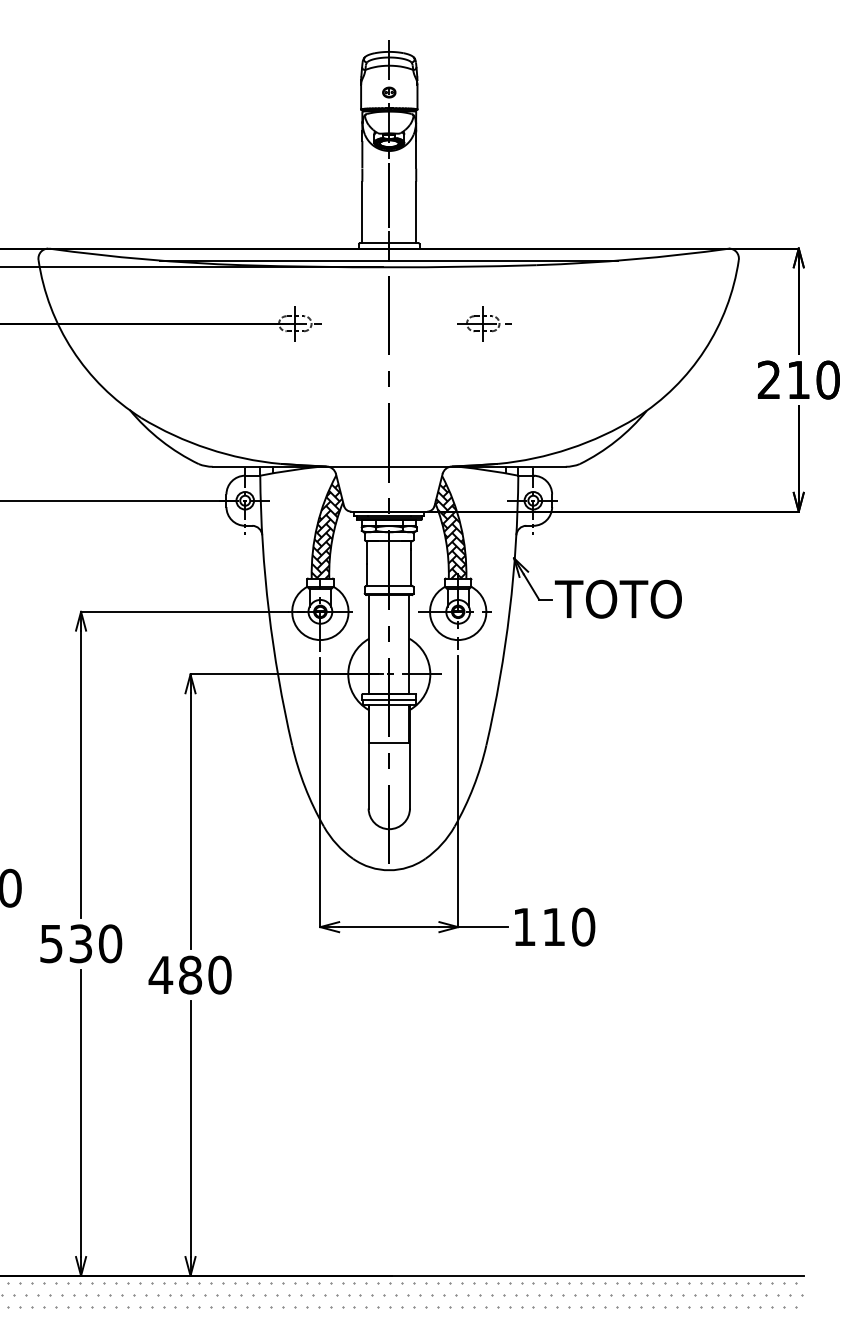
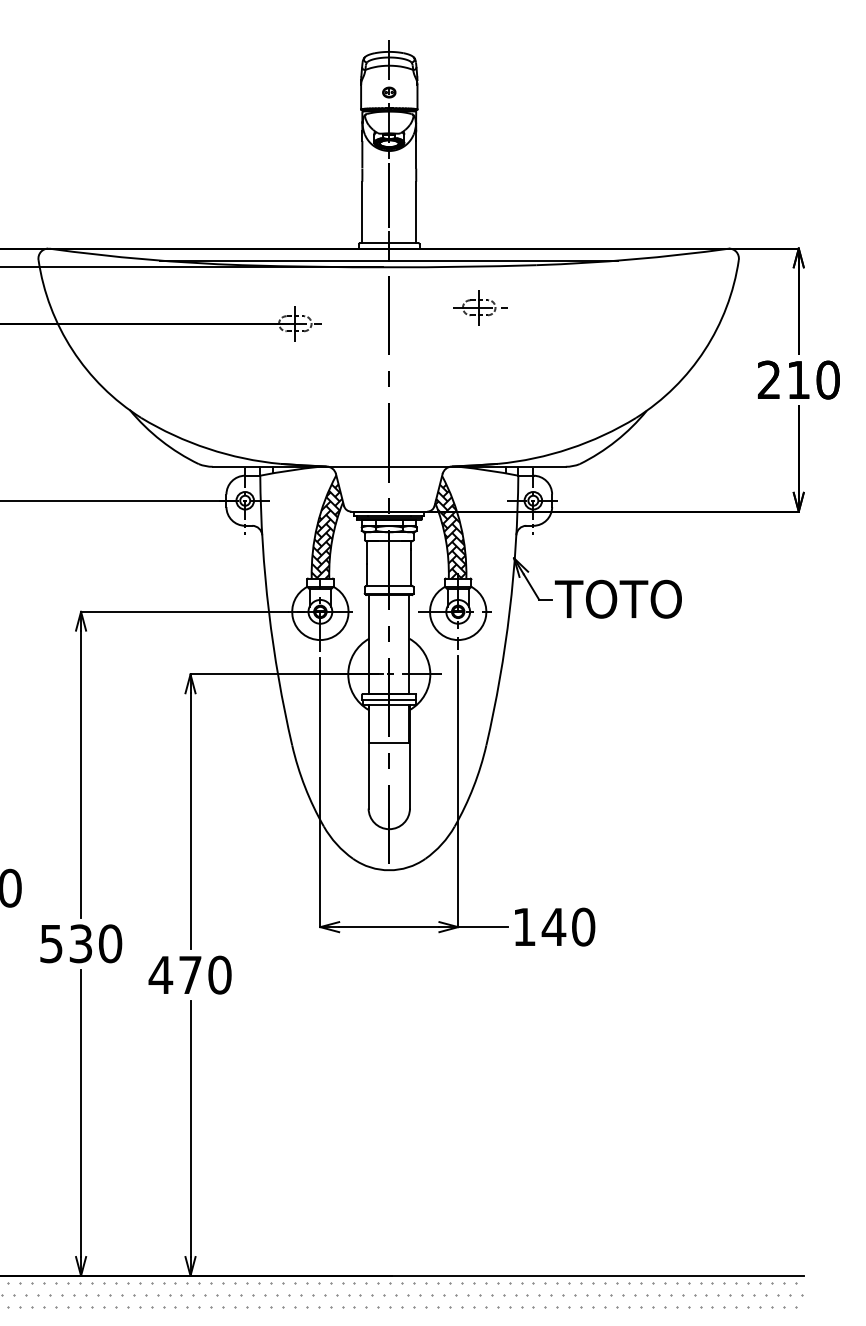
part position: (484, 323) -> (480, 307) (480, 307)
text: 110 -> 140 (553, 926)
text: 480 -> 470 (190, 974)
